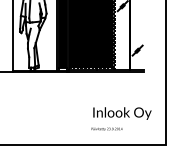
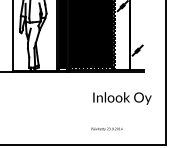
text position: (122, 113) -> (122, 98) (122, 98)
